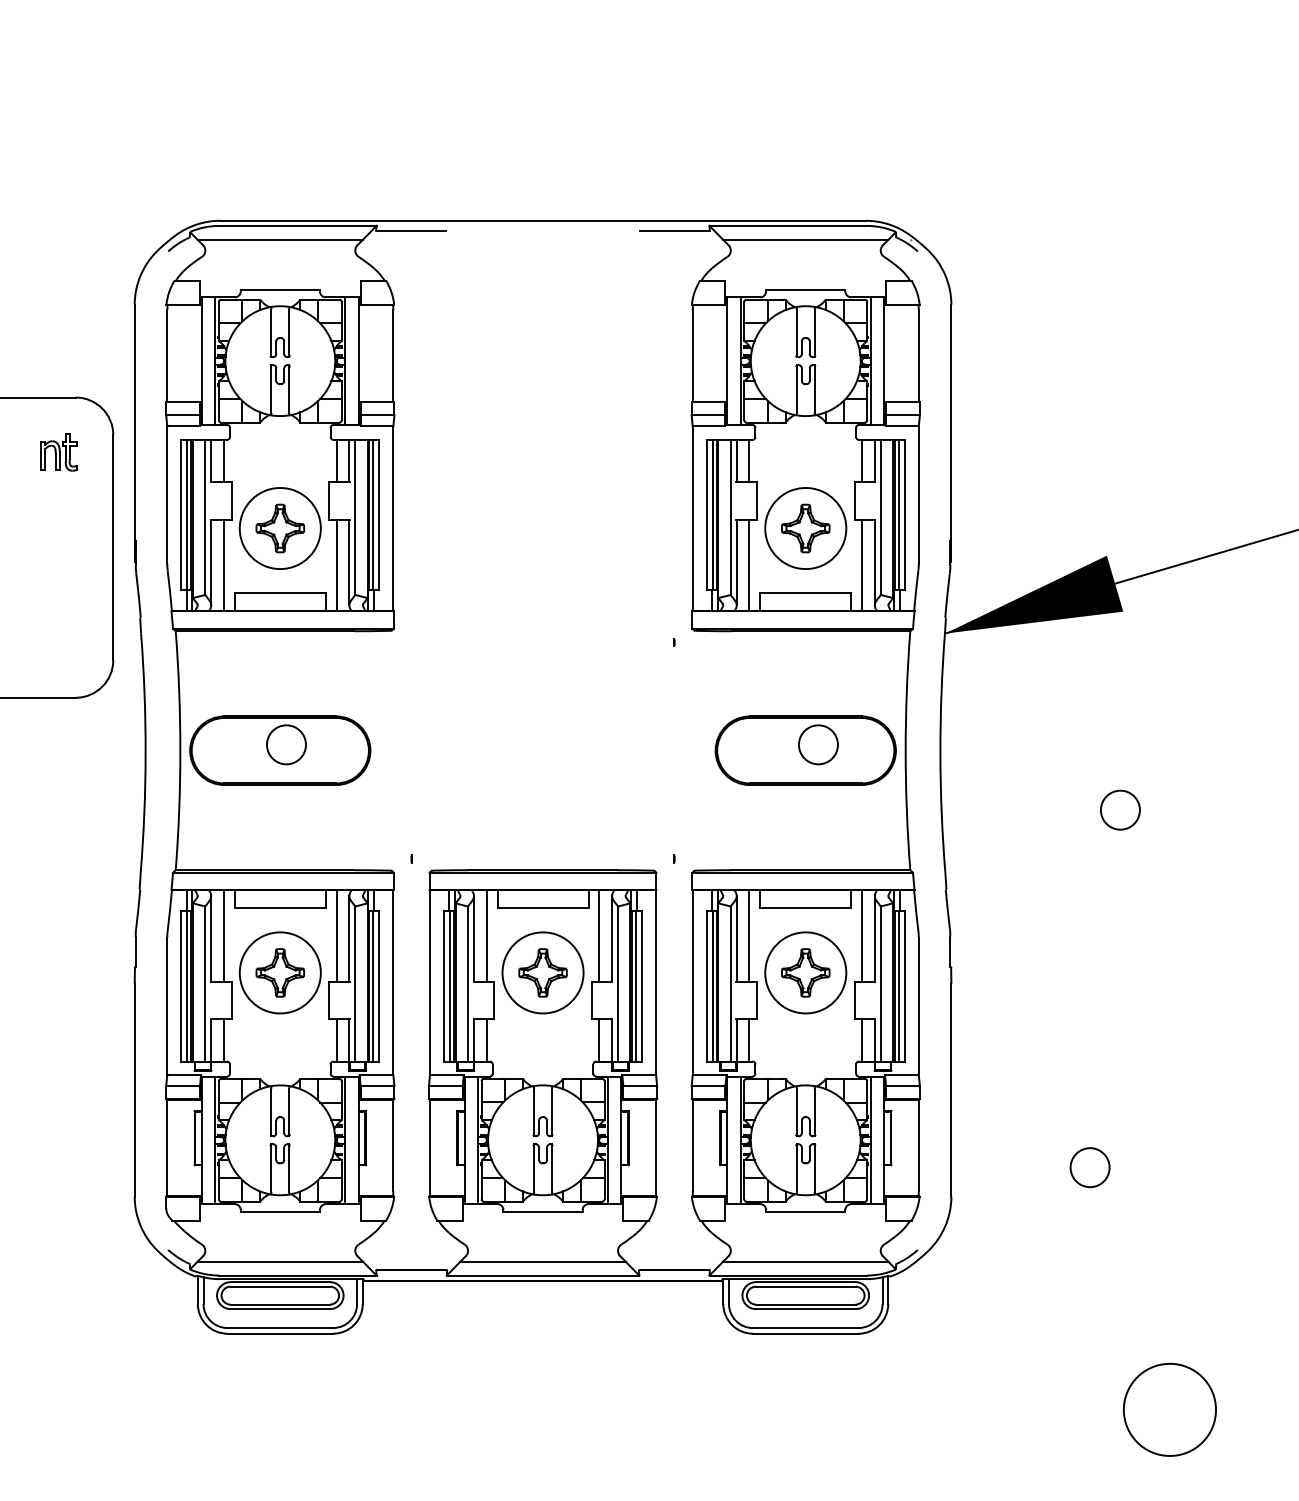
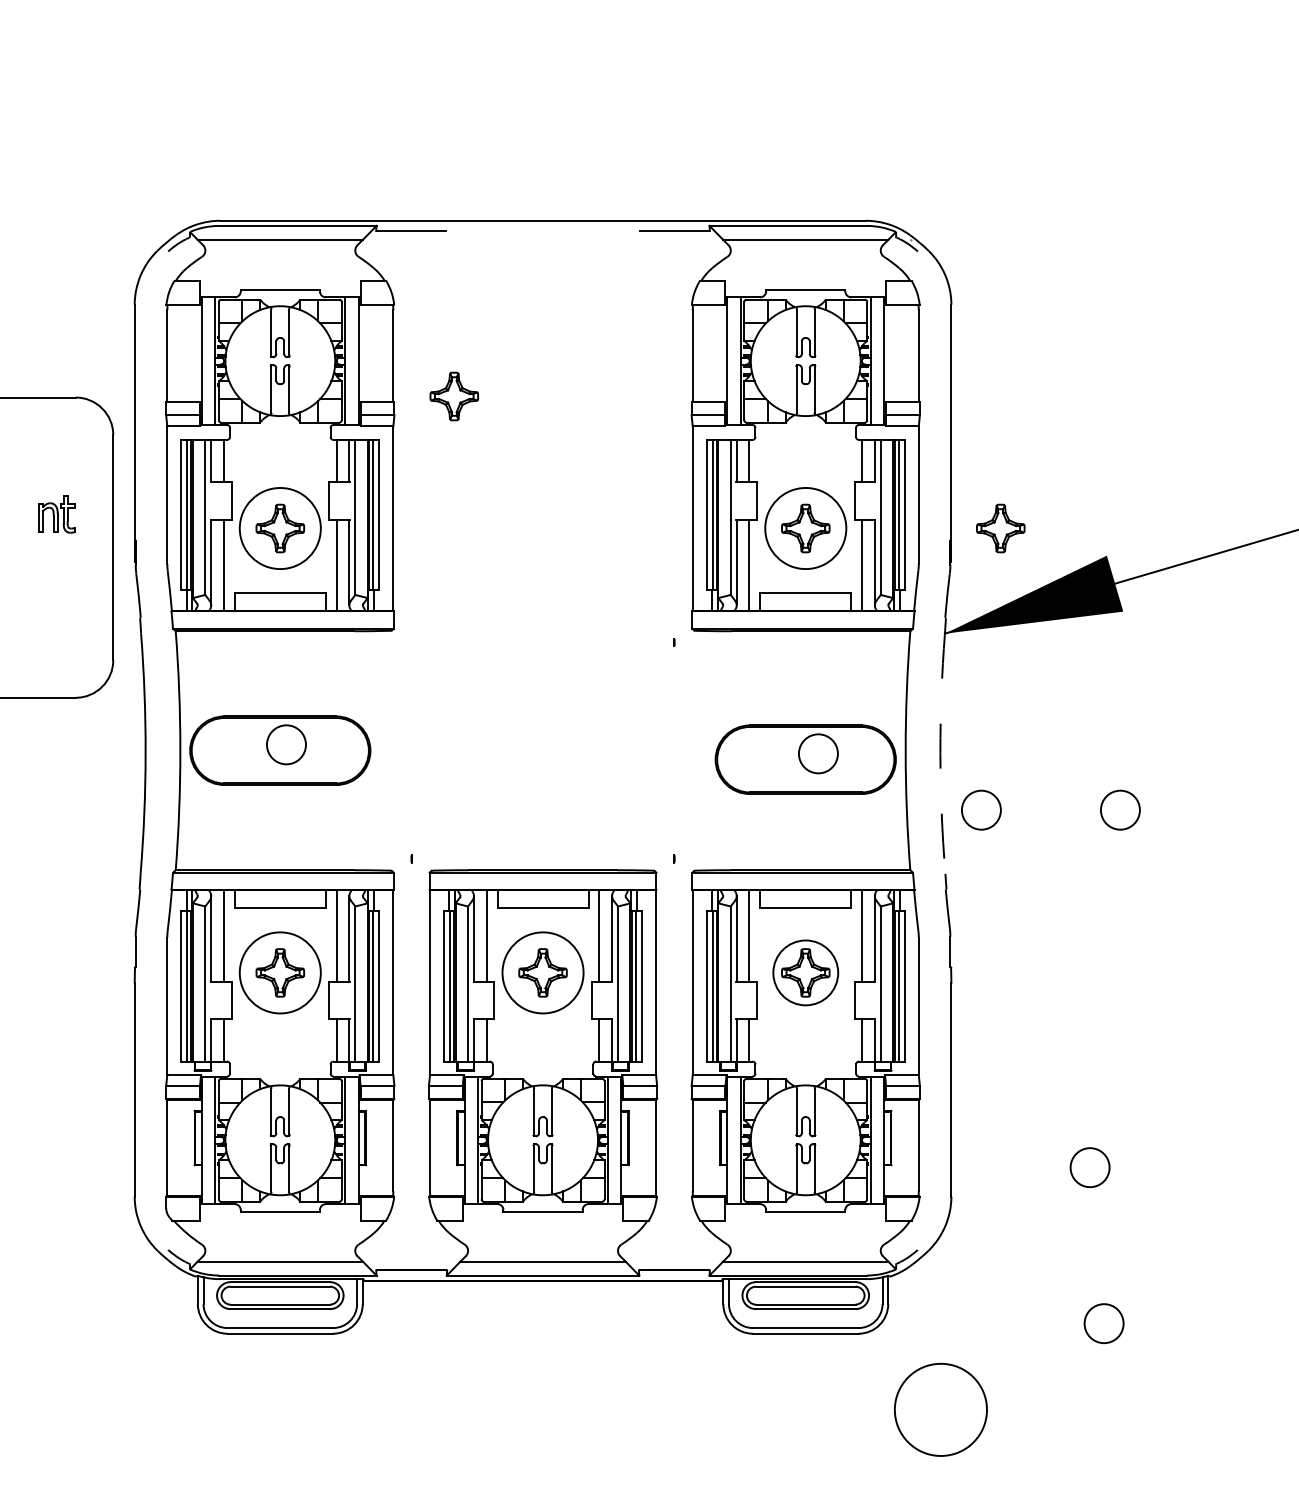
part: none -> present (453, 396)
part position: (58, 452) -> (56, 514) (56, 514)
part: none -> present (1000, 528)
part position: (805, 750) -> (805, 759) (805, 759)
arc: solid -> dashed (940, 753)
circle: none -> present (981, 809)
circle diameter: 81 px -> 65 px (805, 972)
circle: none -> present (1103, 1323)
circle position: (1169, 1409) -> (940, 1409) (940, 1409)
